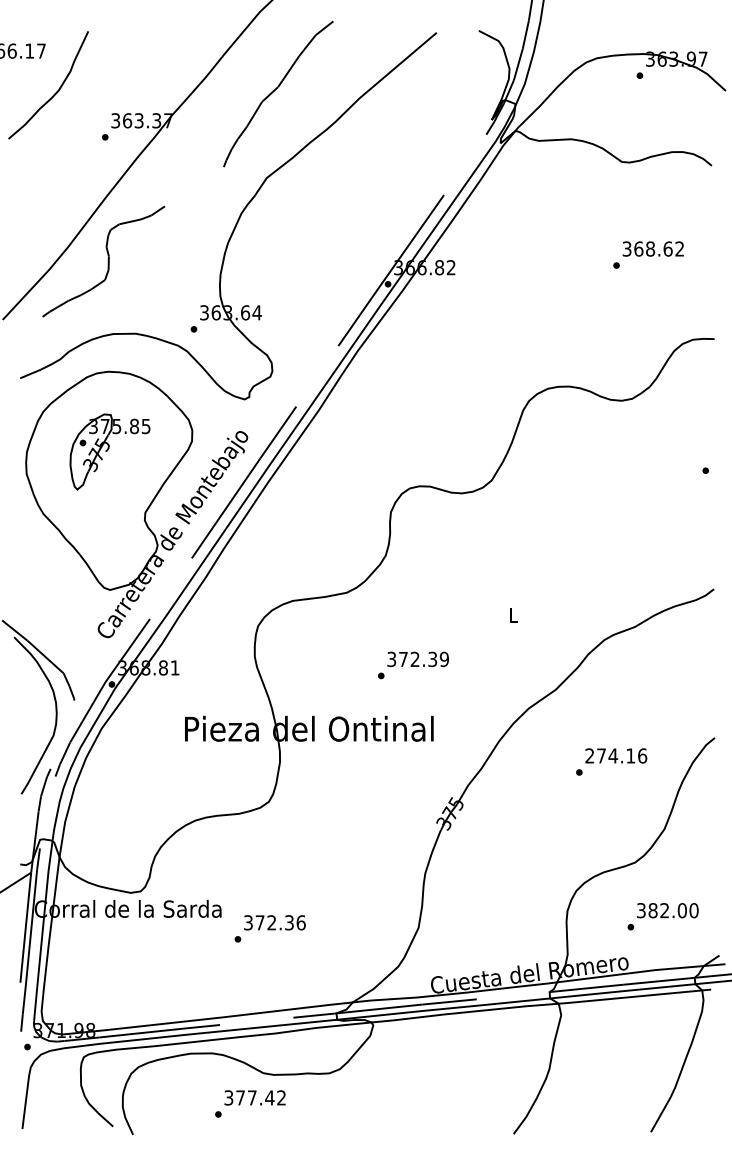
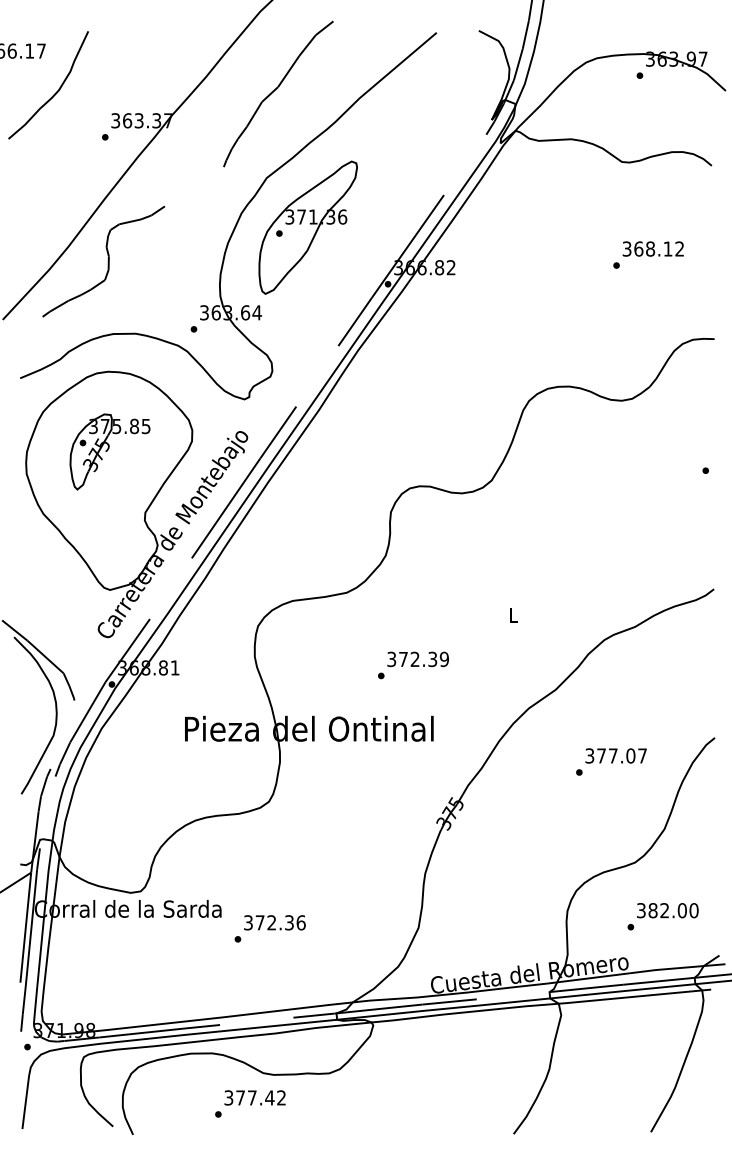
part: none -> present (307, 227)
text: 368.62 -> 368.12 (667, 248)
text: 274.16 -> 377.07 (616, 755)
